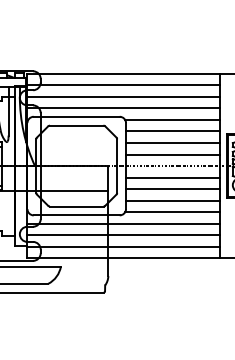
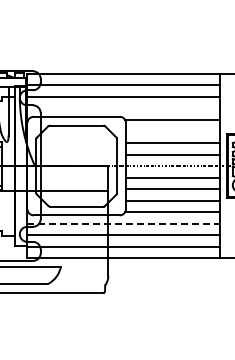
line: present -> none (123, 108)
line: present -> none (173, 131)
line: solid -> dashed (124, 223)
